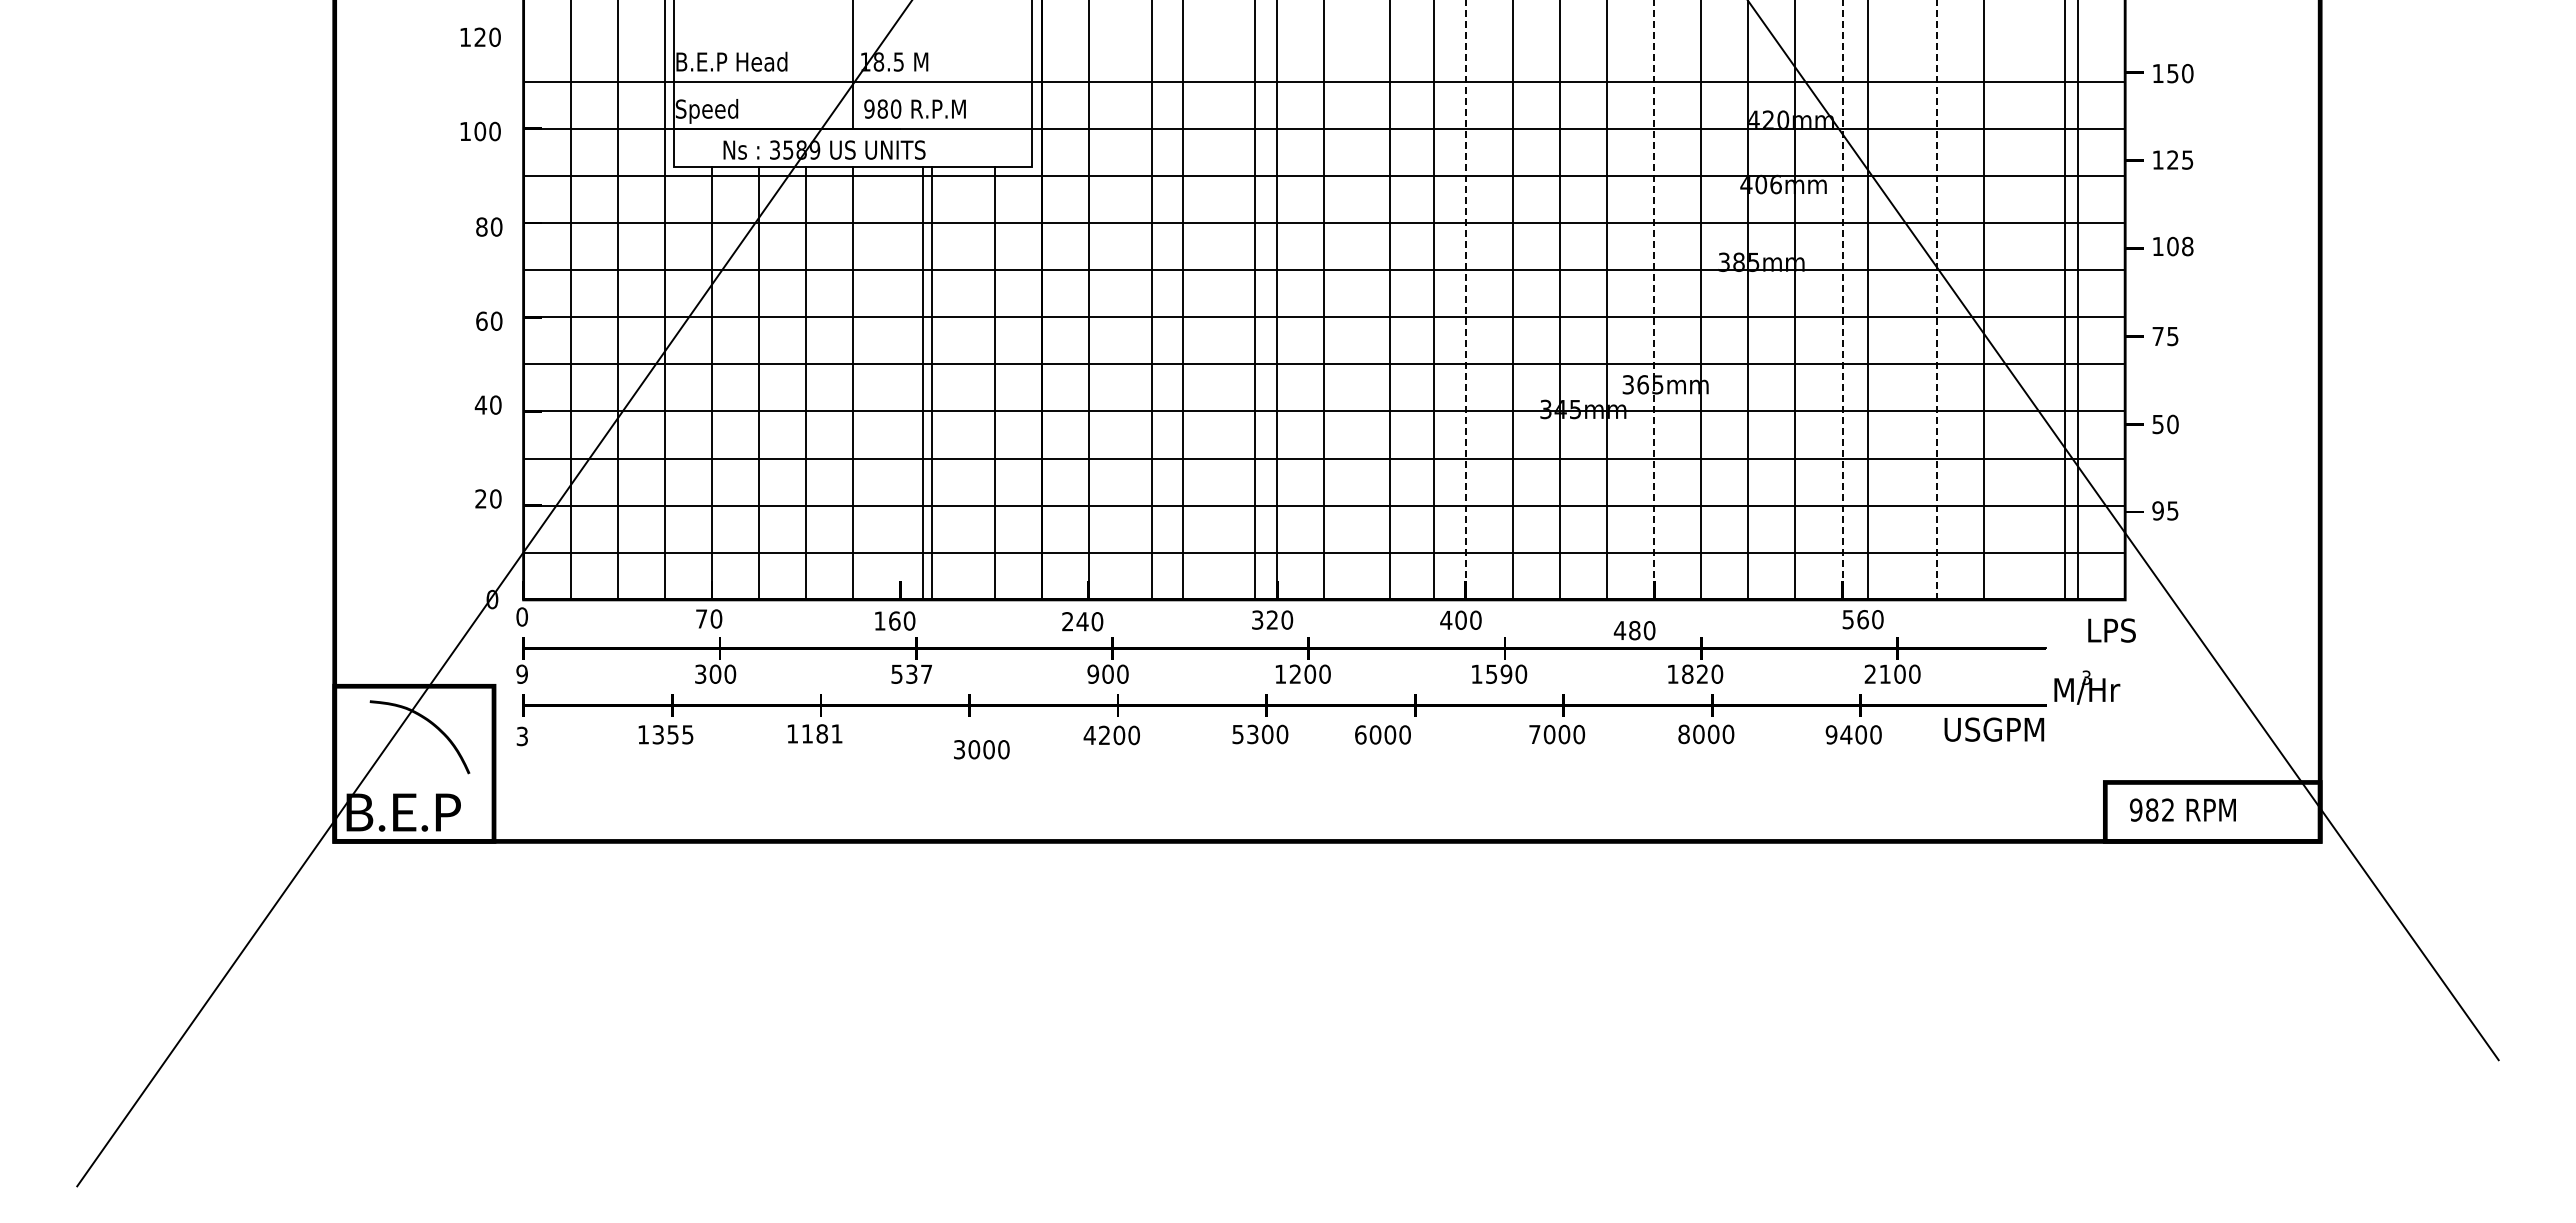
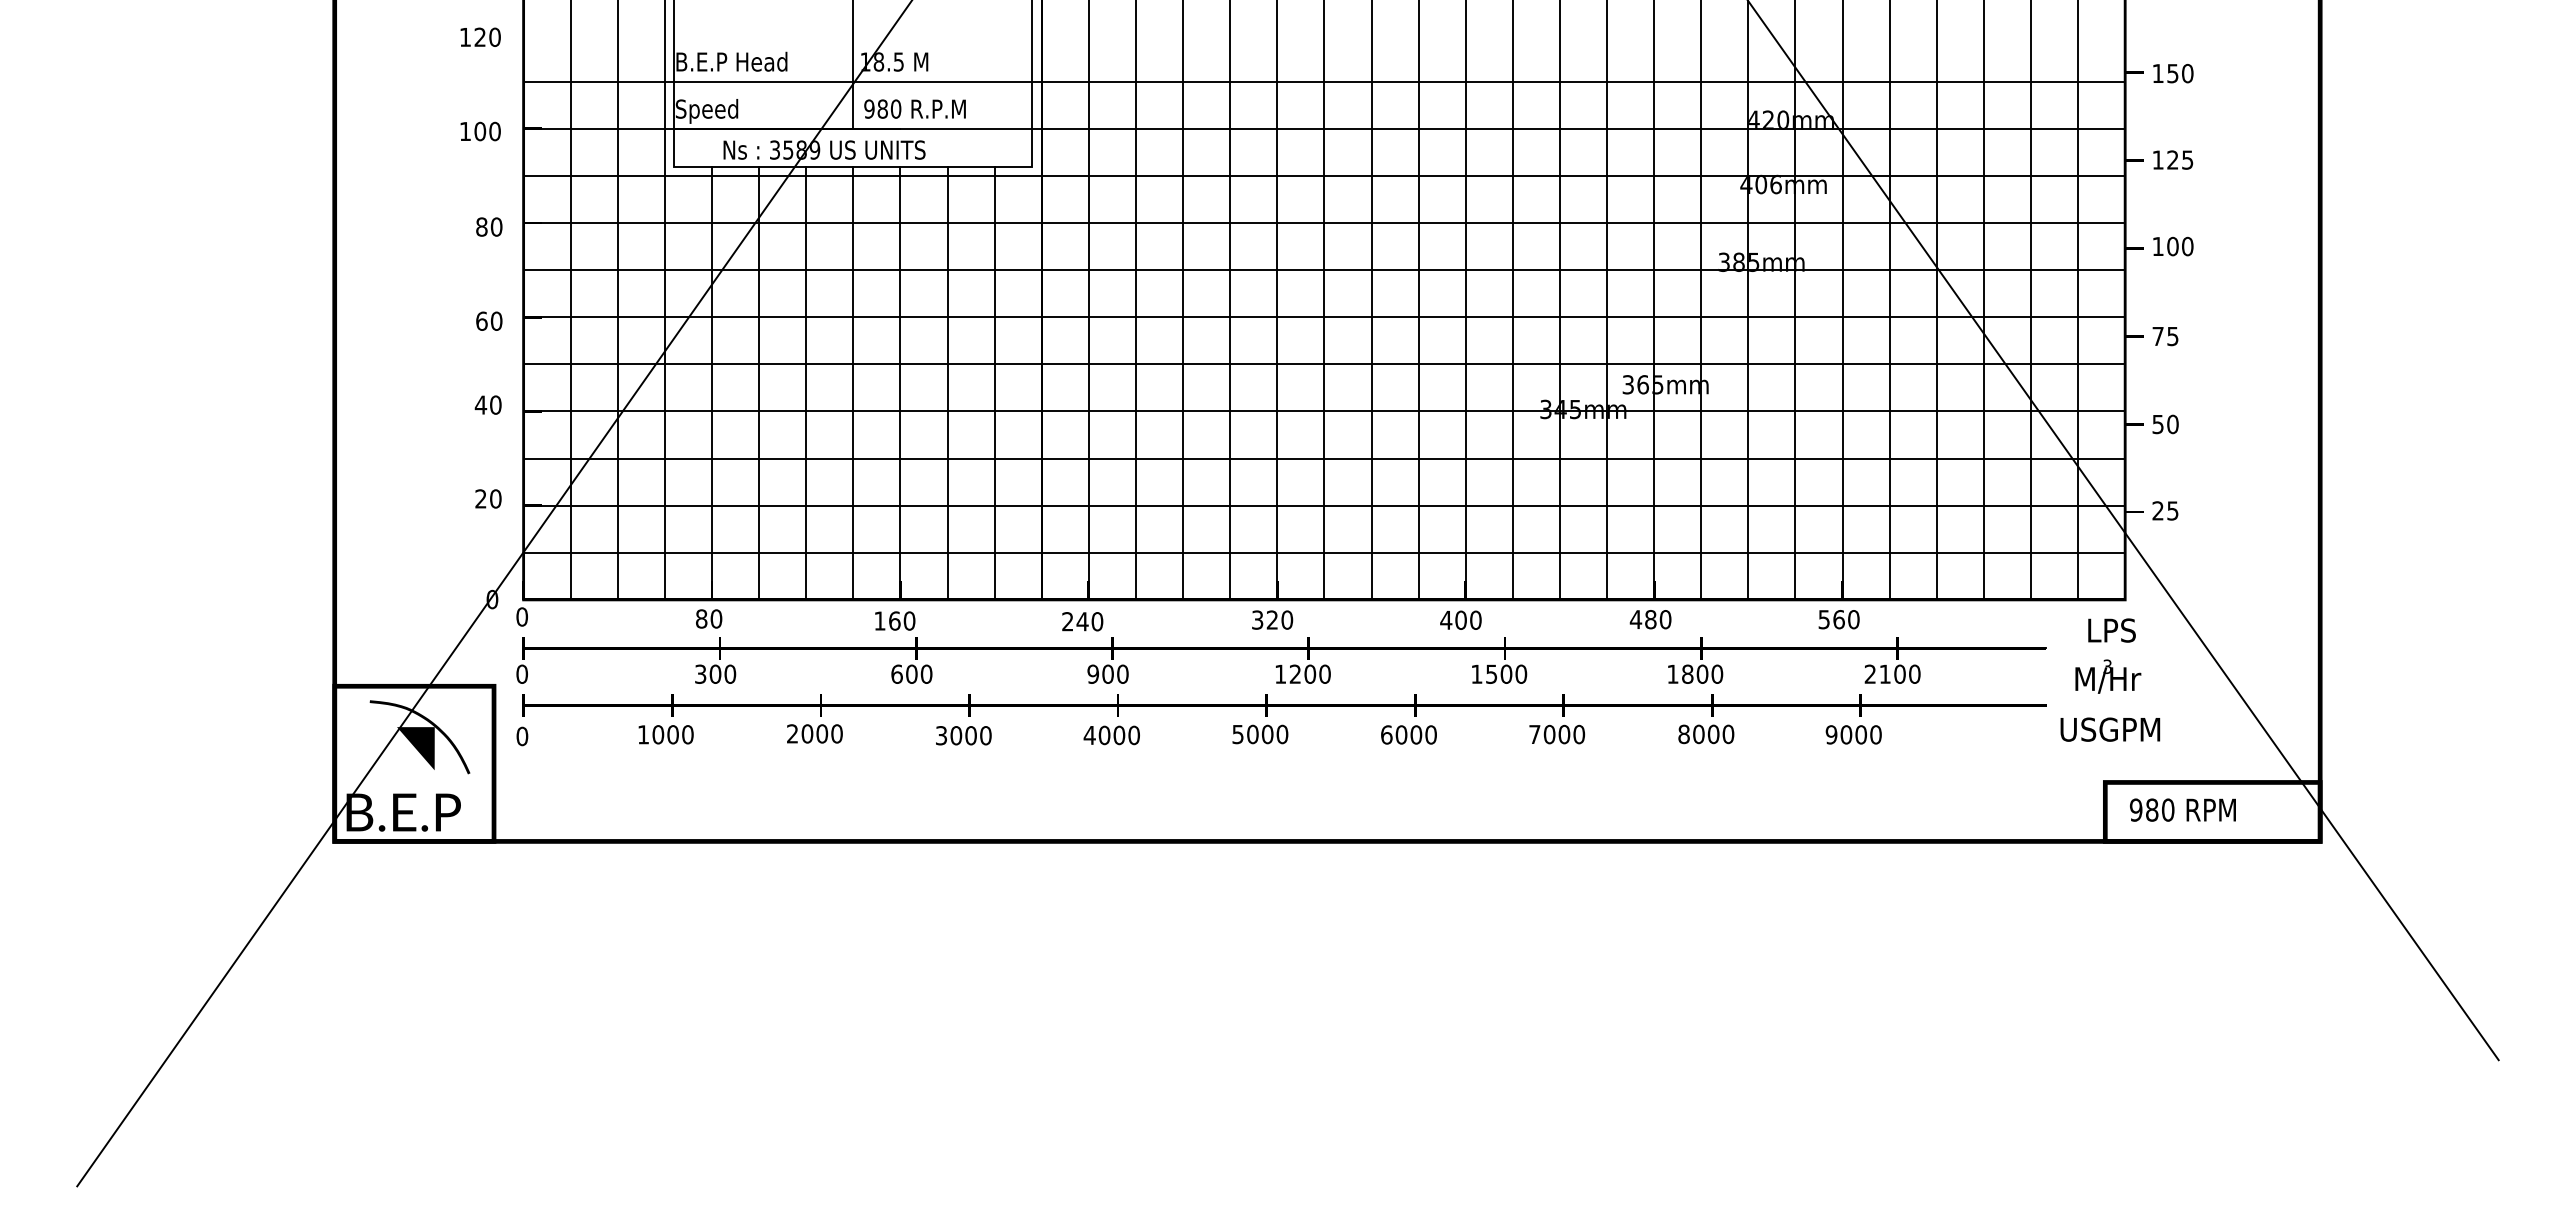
text: 108 -> 100 (2187, 246)
line position: (1151, 300) -> (1135, 300) (1135, 300)
line position: (1255, 300) -> (1230, 300) (1230, 300)
line position: (1389, 300) -> (1371, 300) (1371, 300)
line position: (1433, 300) -> (1418, 300) (1418, 300)
line: dashed -> solid (1465, 300)
line: dashed -> solid (1654, 300)
line: dashed -> solid (1842, 300)
line position: (1867, 300) -> (1889, 300) (1889, 300)
line: dashed -> solid (1936, 300)
line position: (2064, 300) -> (2030, 300) (2030, 300)
line position: (923, 382) -> (900, 382) (900, 382)
line position: (931, 382) -> (947, 382) (947, 382)
text: 95 -> 25 (2157, 510)
text: 70 -> 80 (701, 618)
text position: (1862, 619) -> (1838, 619) (1838, 619)
text position: (1634, 630) -> (1650, 619) (1650, 619)
text: 9 -> 0 (521, 673)
text: 537 -> 600 (911, 673)
text: 1820 -> 1800 (1702, 673)
text: 1590 -> 1500 (1506, 674)
text position: (2087, 687) -> (2108, 676) (2108, 676)
text position: (1994, 729) -> (2110, 729) (2110, 729)
text: 1181 -> 2000 (814, 733)
text: 1355 -> 1000 (672, 734)
text: 5300 -> 5000 (1252, 734)
text position: (1382, 734) -> (1408, 734) (1408, 734)
text: 9400 -> 9000 (1846, 734)
text: 4200 -> 4000 (1104, 735)
text: 3 -> 0 (522, 736)
fill: none -> present (415, 748)
text position: (981, 749) -> (963, 735) (963, 735)
text: 982 -> 980 (2168, 809)
